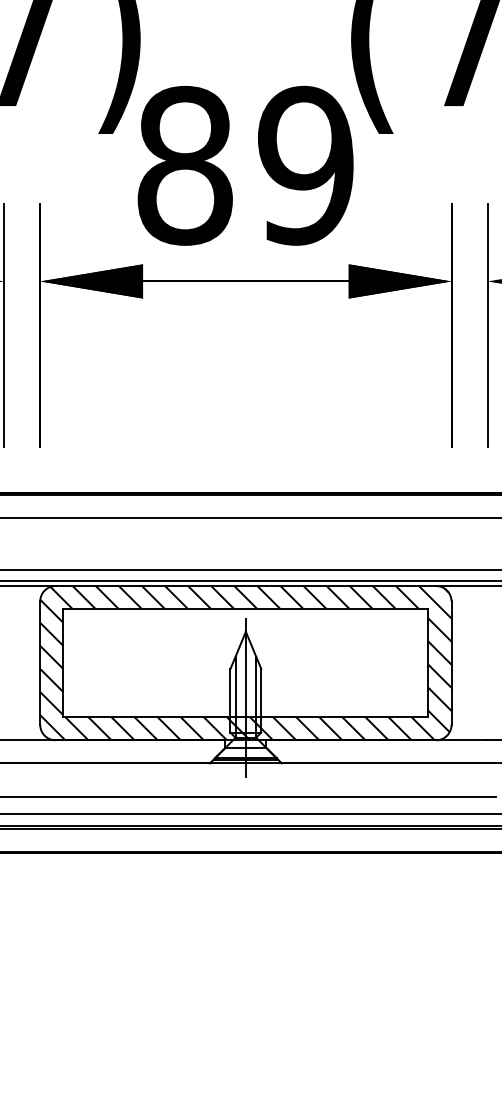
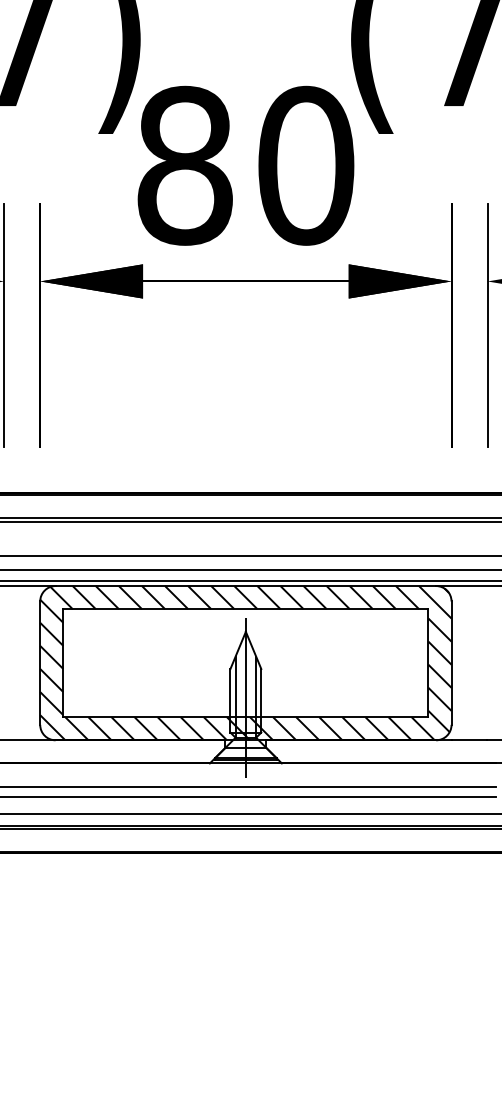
text: 89 -> 80 (305, 165)
line: none -> present (250, 521)
line: none -> present (250, 556)
line: none -> present (249, 786)
